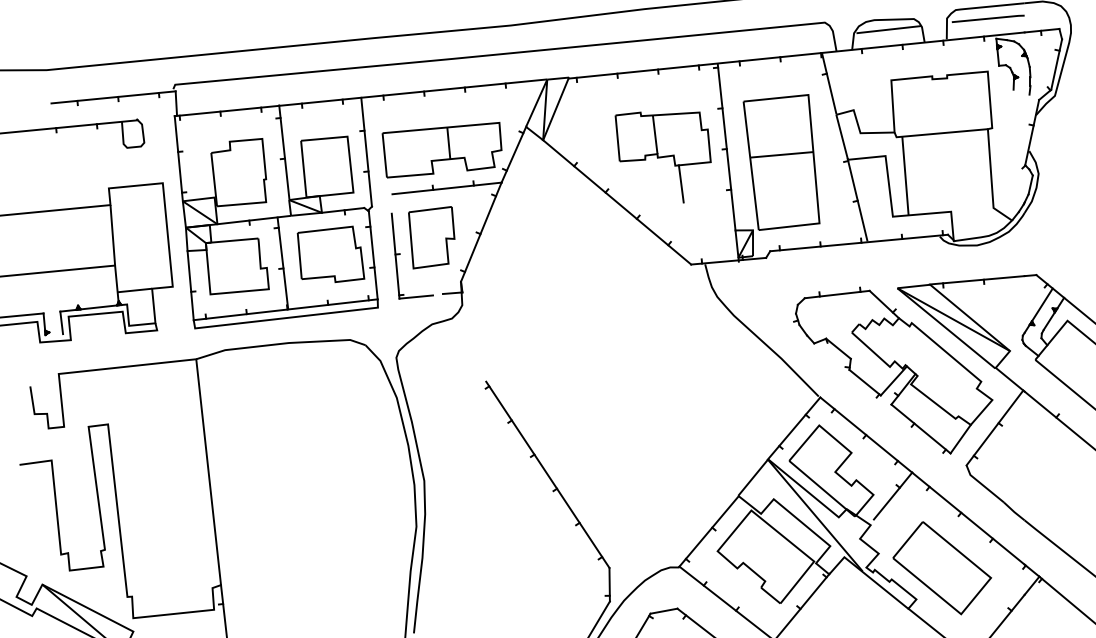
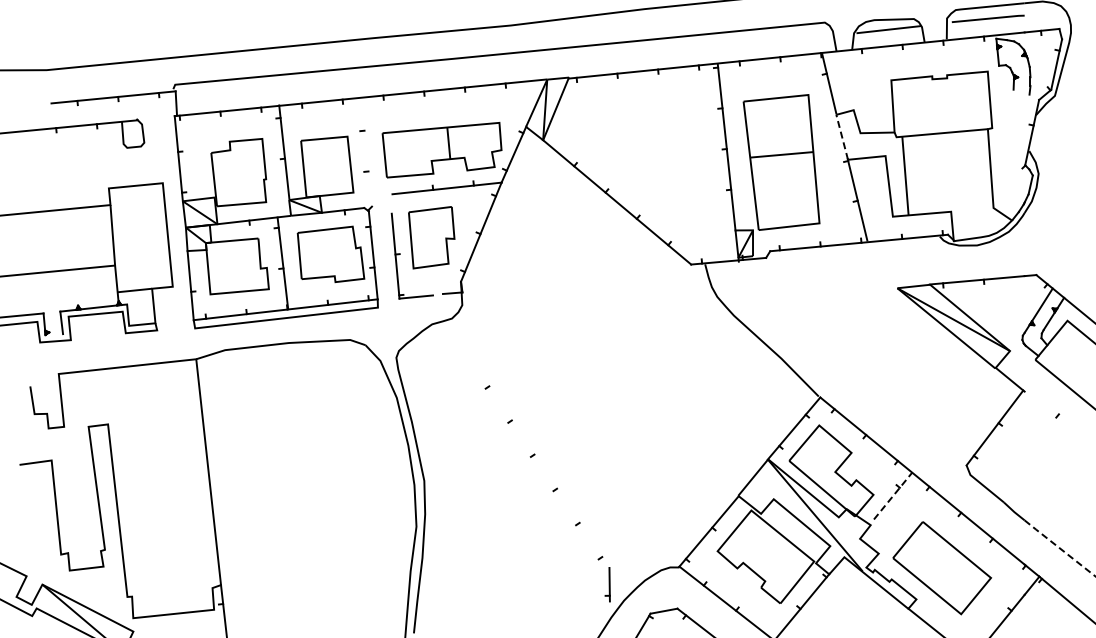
line: solid -> dashed (842, 136)
line: present -> none (366, 151)
part: present -> none (662, 157)
part: present -> none (893, 370)
line: present -> none (1058, 419)
line: present -> none (547, 474)
line: solid -> dashed (893, 495)
line: solid -> dashed (1059, 548)
line: present -> none (599, 617)
